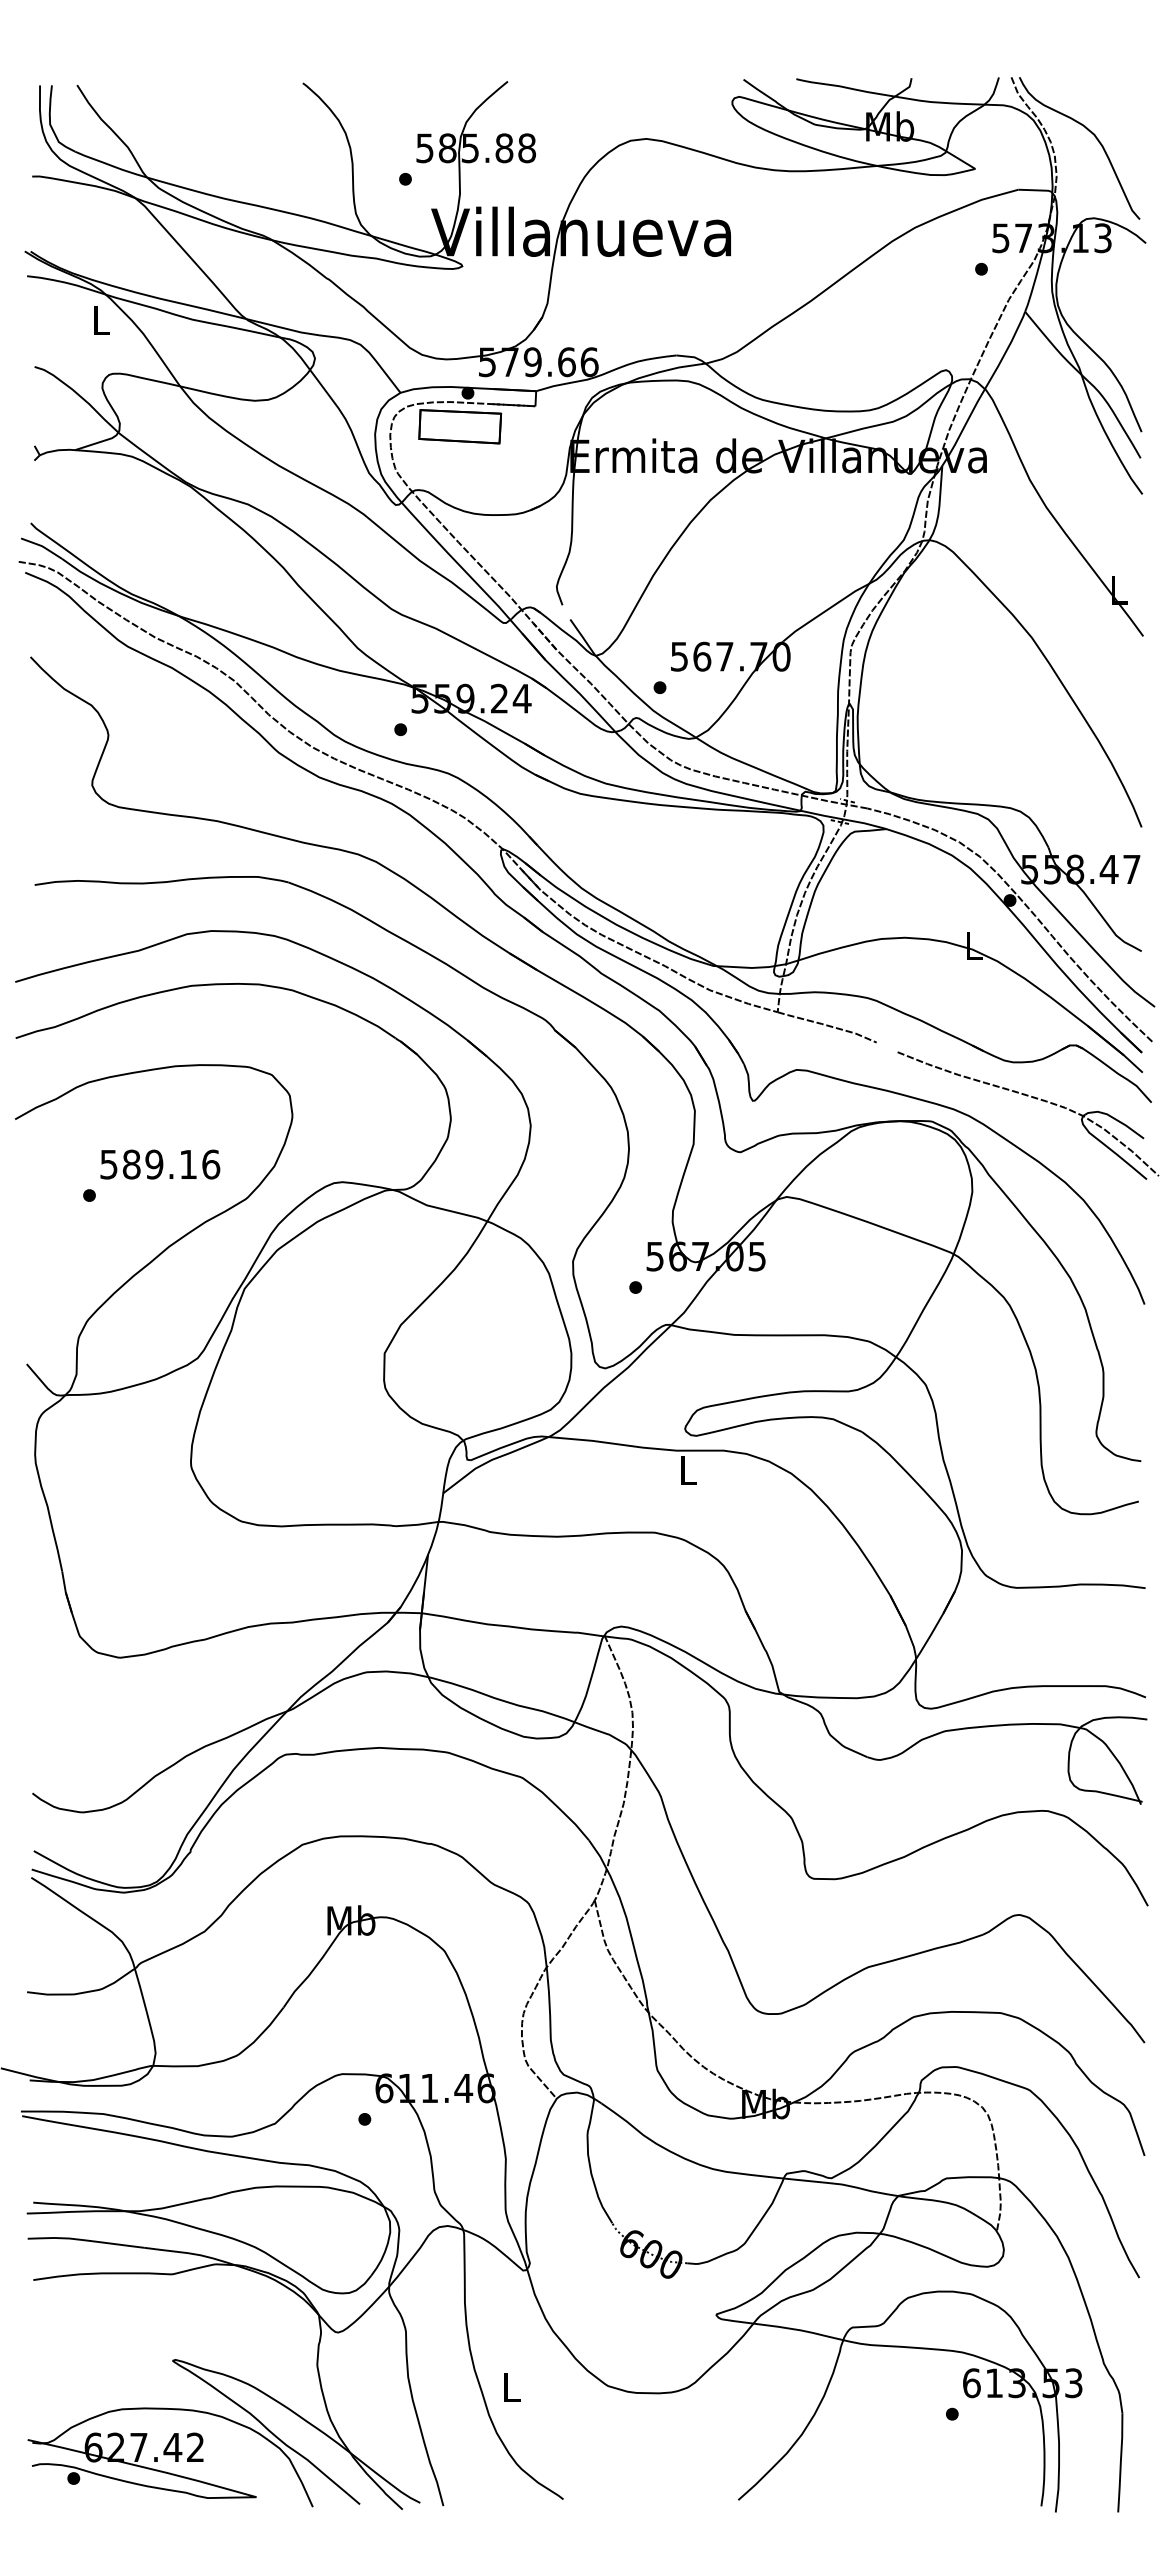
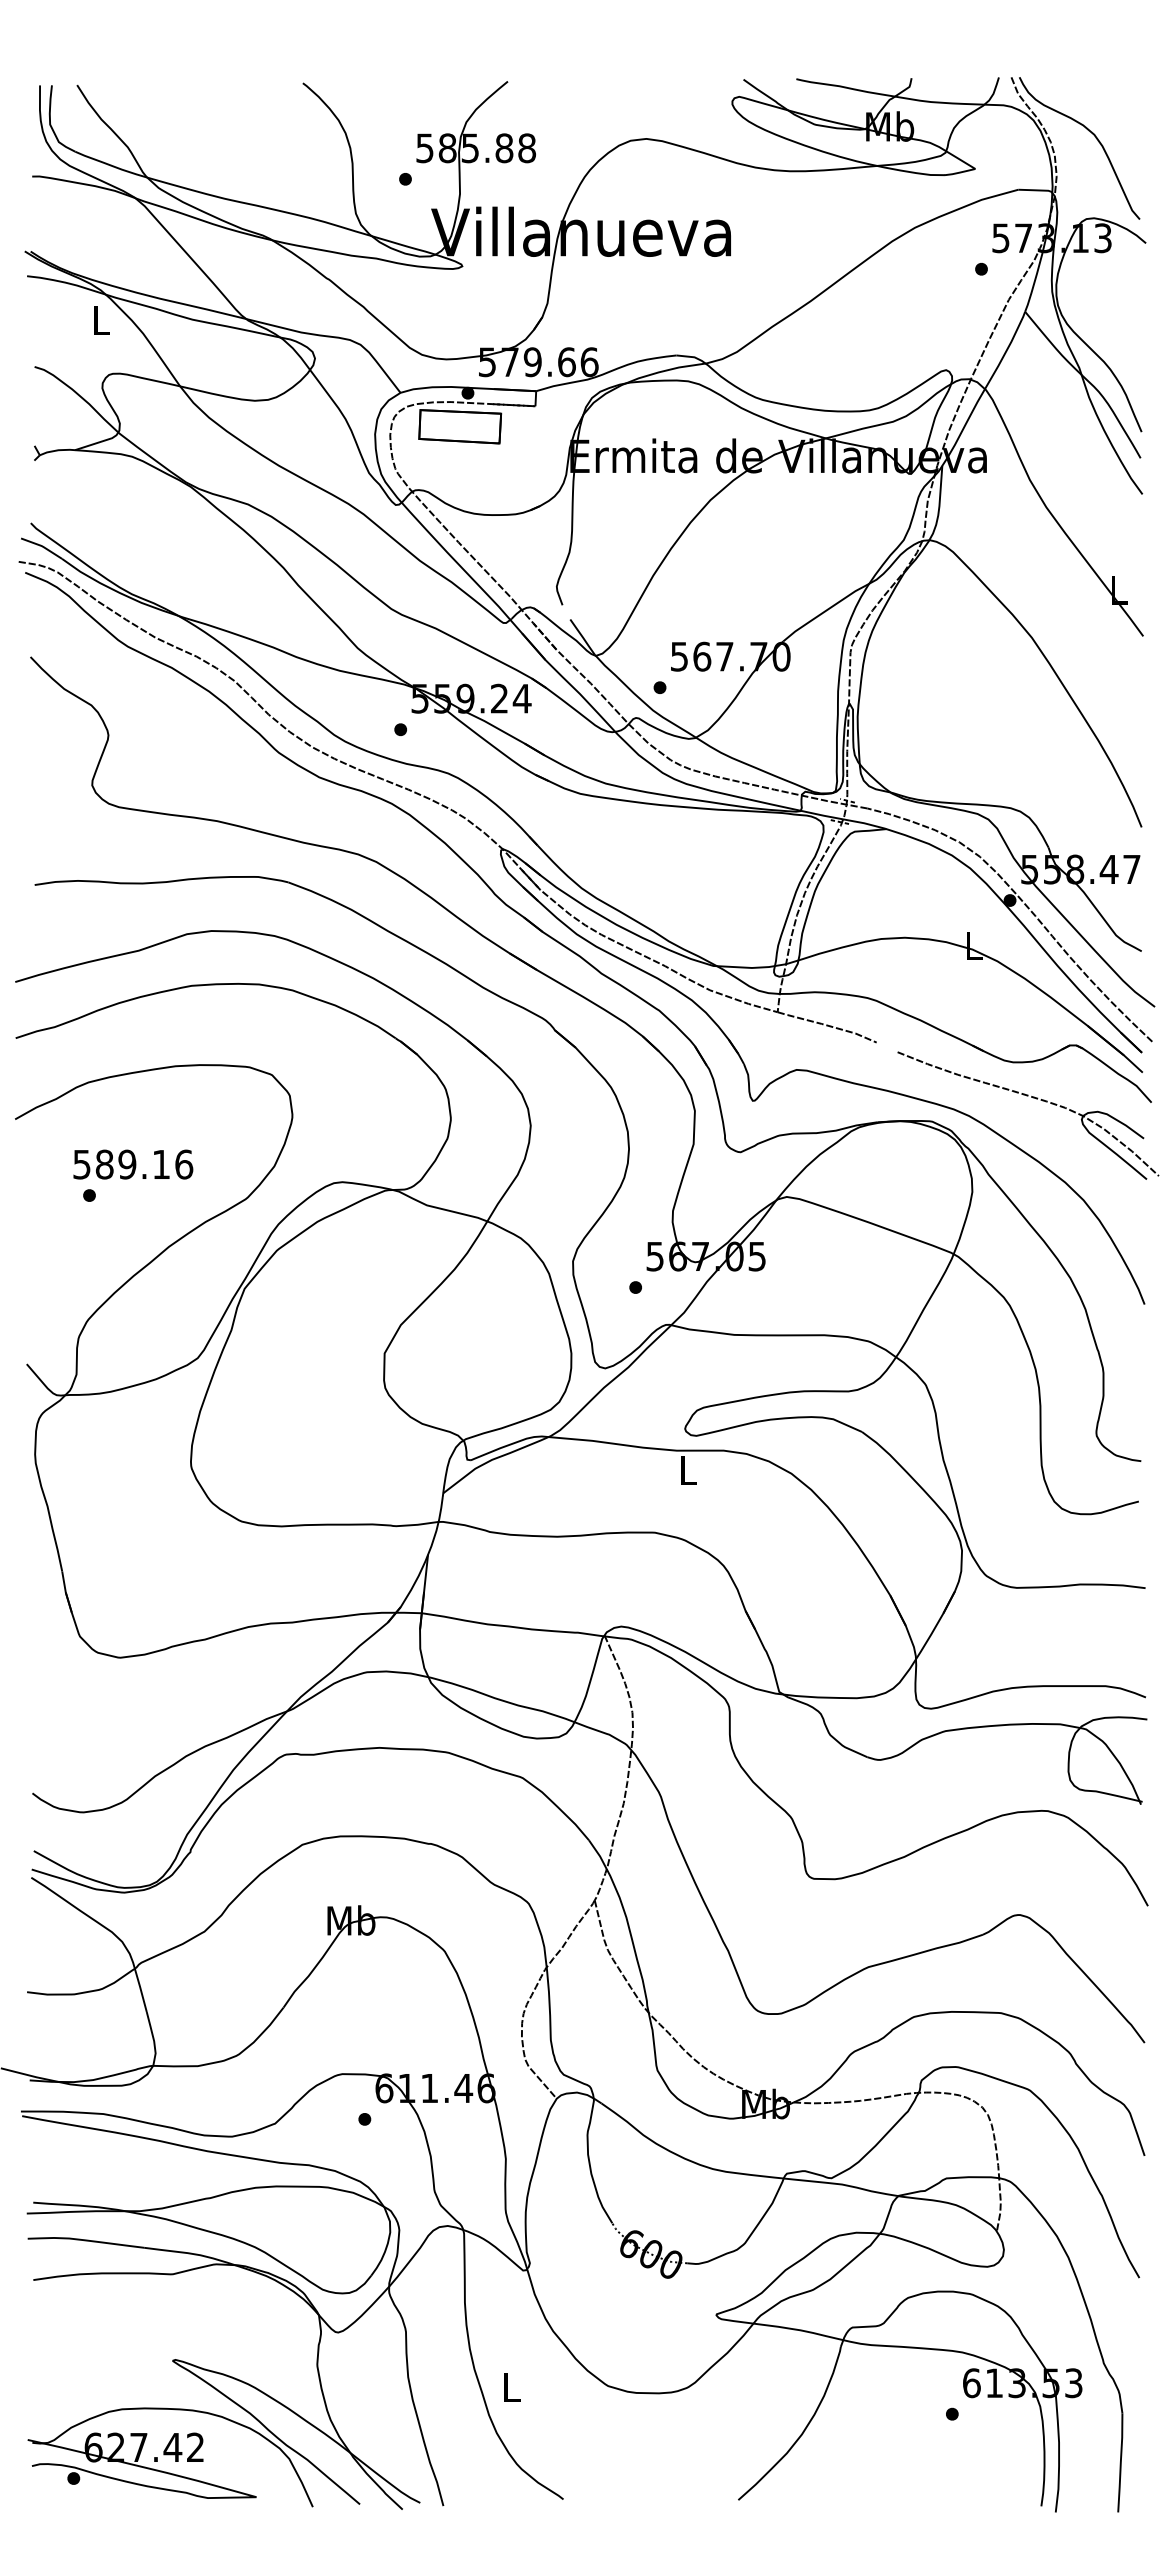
text position: (160, 1164) -> (133, 1164) (133, 1164)
